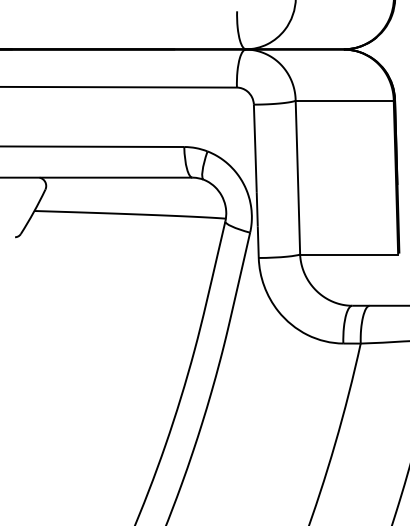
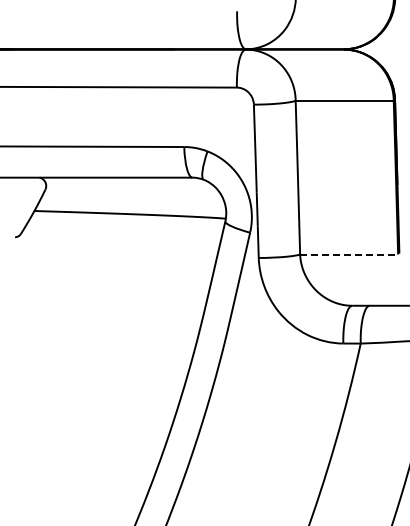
line: solid -> dashed (349, 254)
